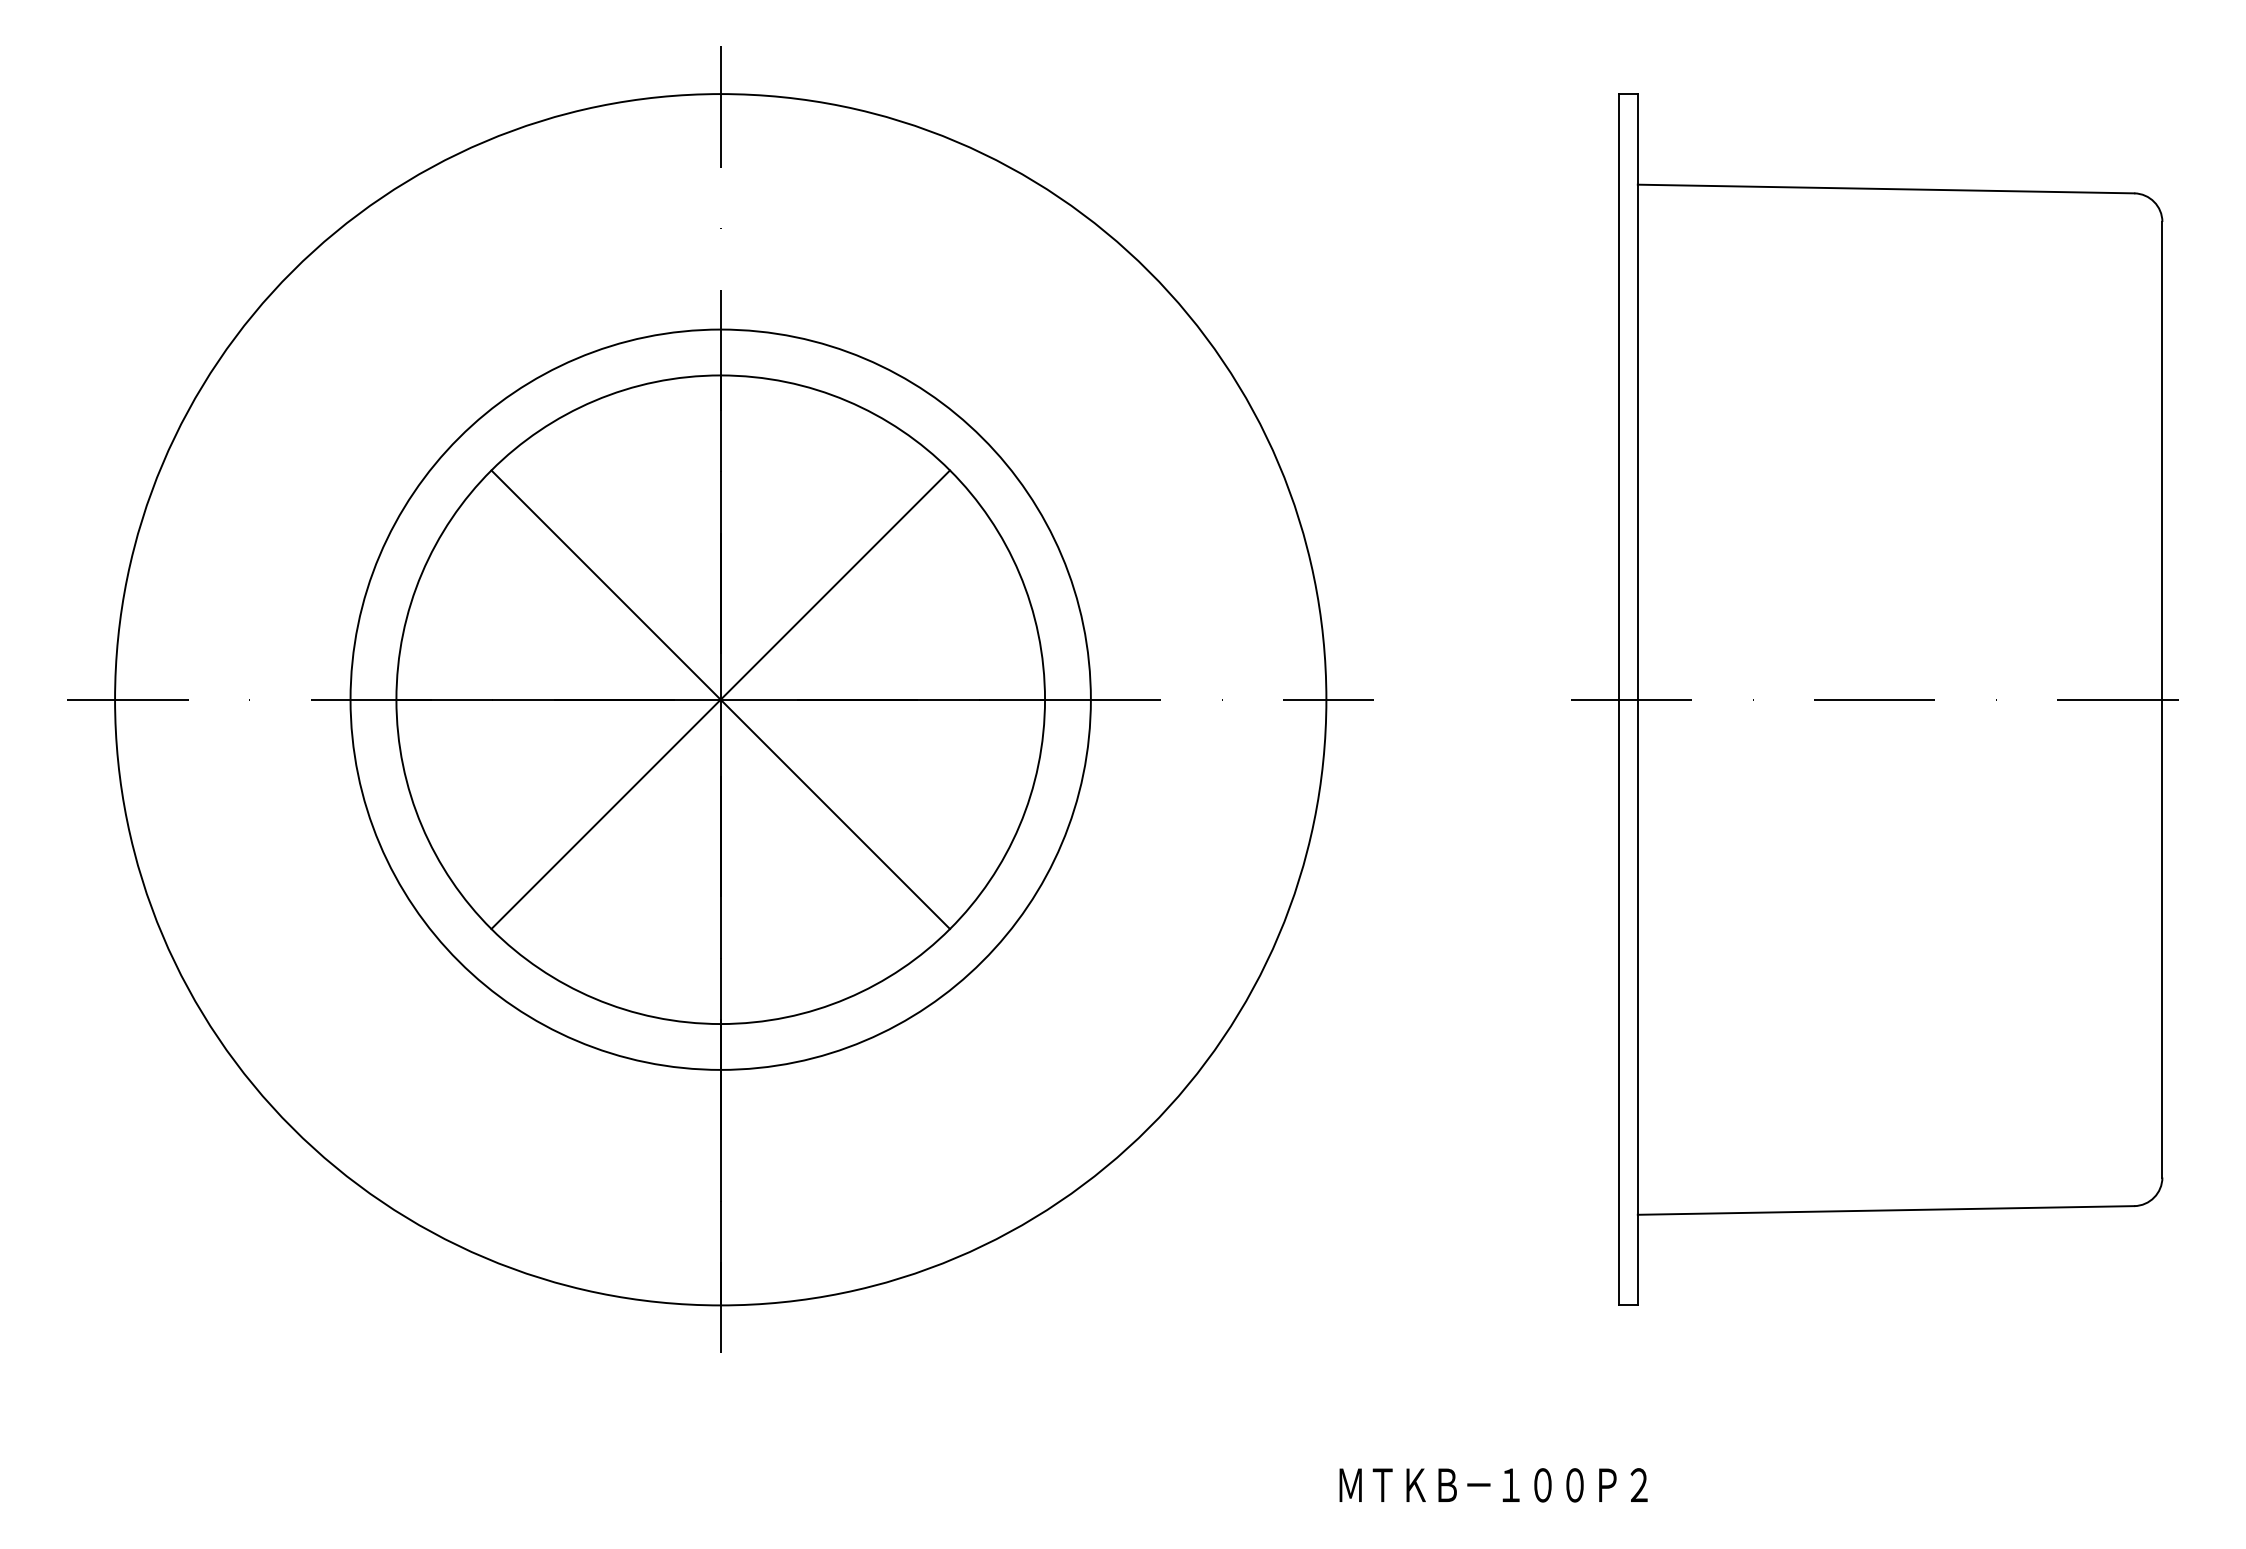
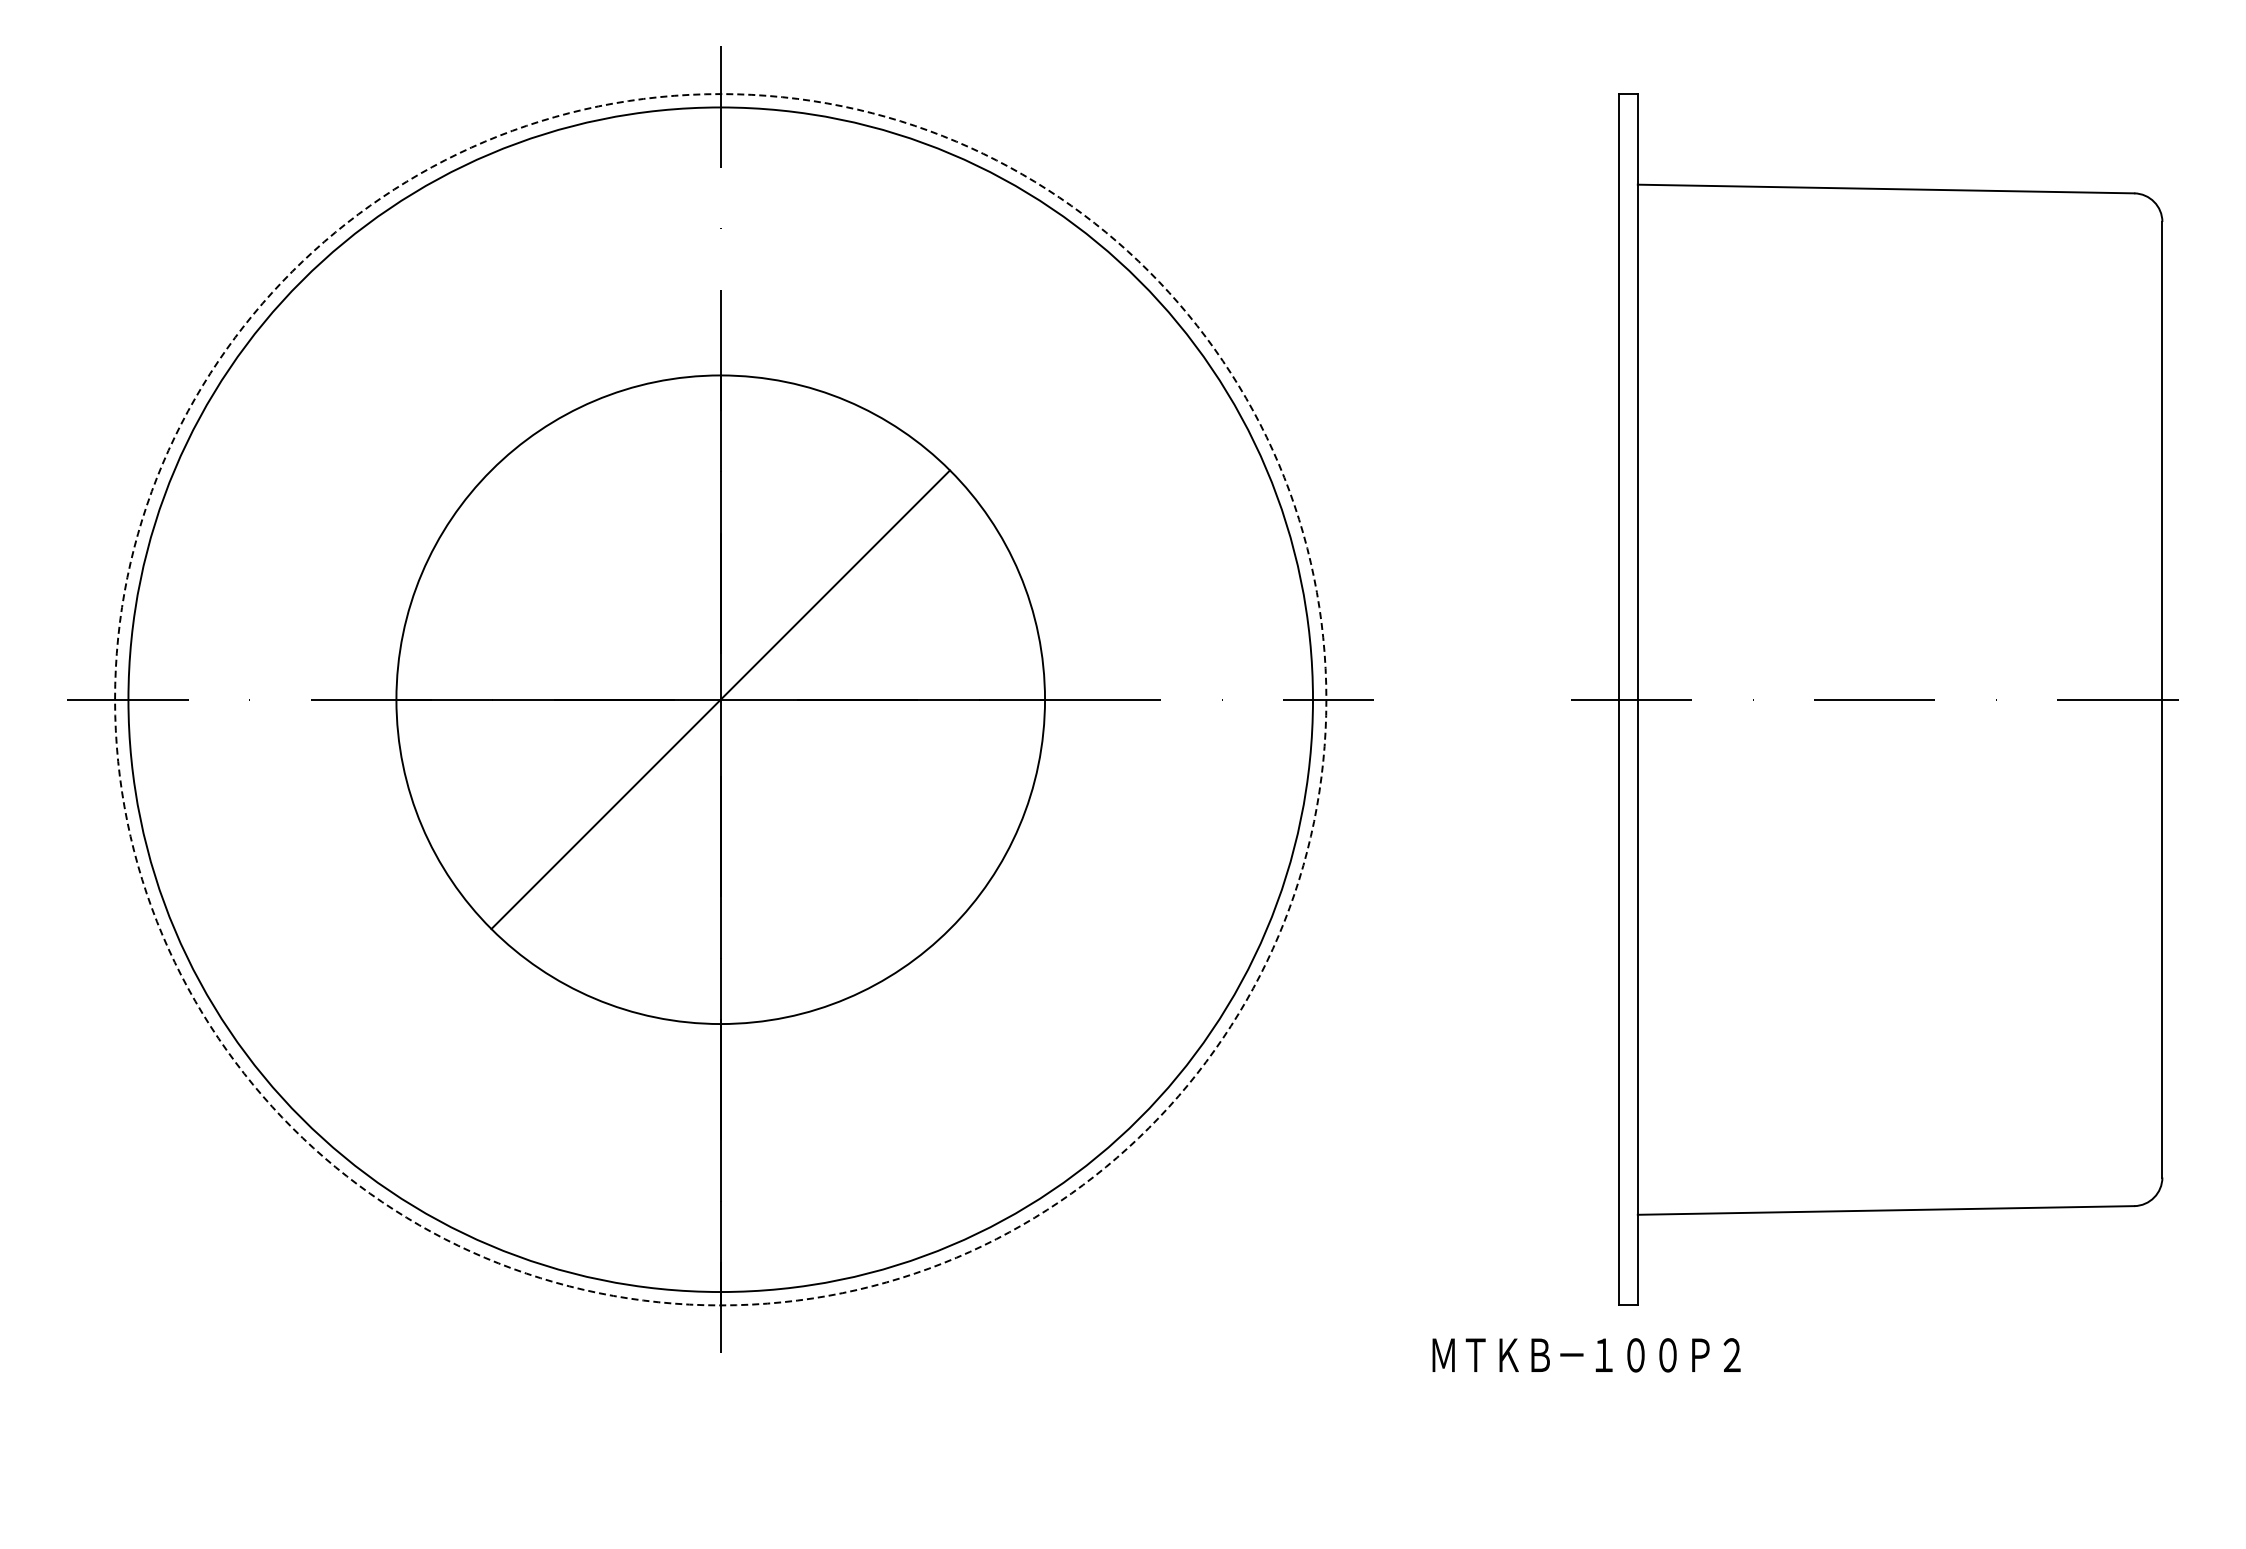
circle diameter: 740 px -> 1185 px (720, 699)
circle: solid -> dashed (720, 699)
line: present -> none (720, 699)
text position: (1493, 1485) -> (1586, 1355) (1586, 1355)
